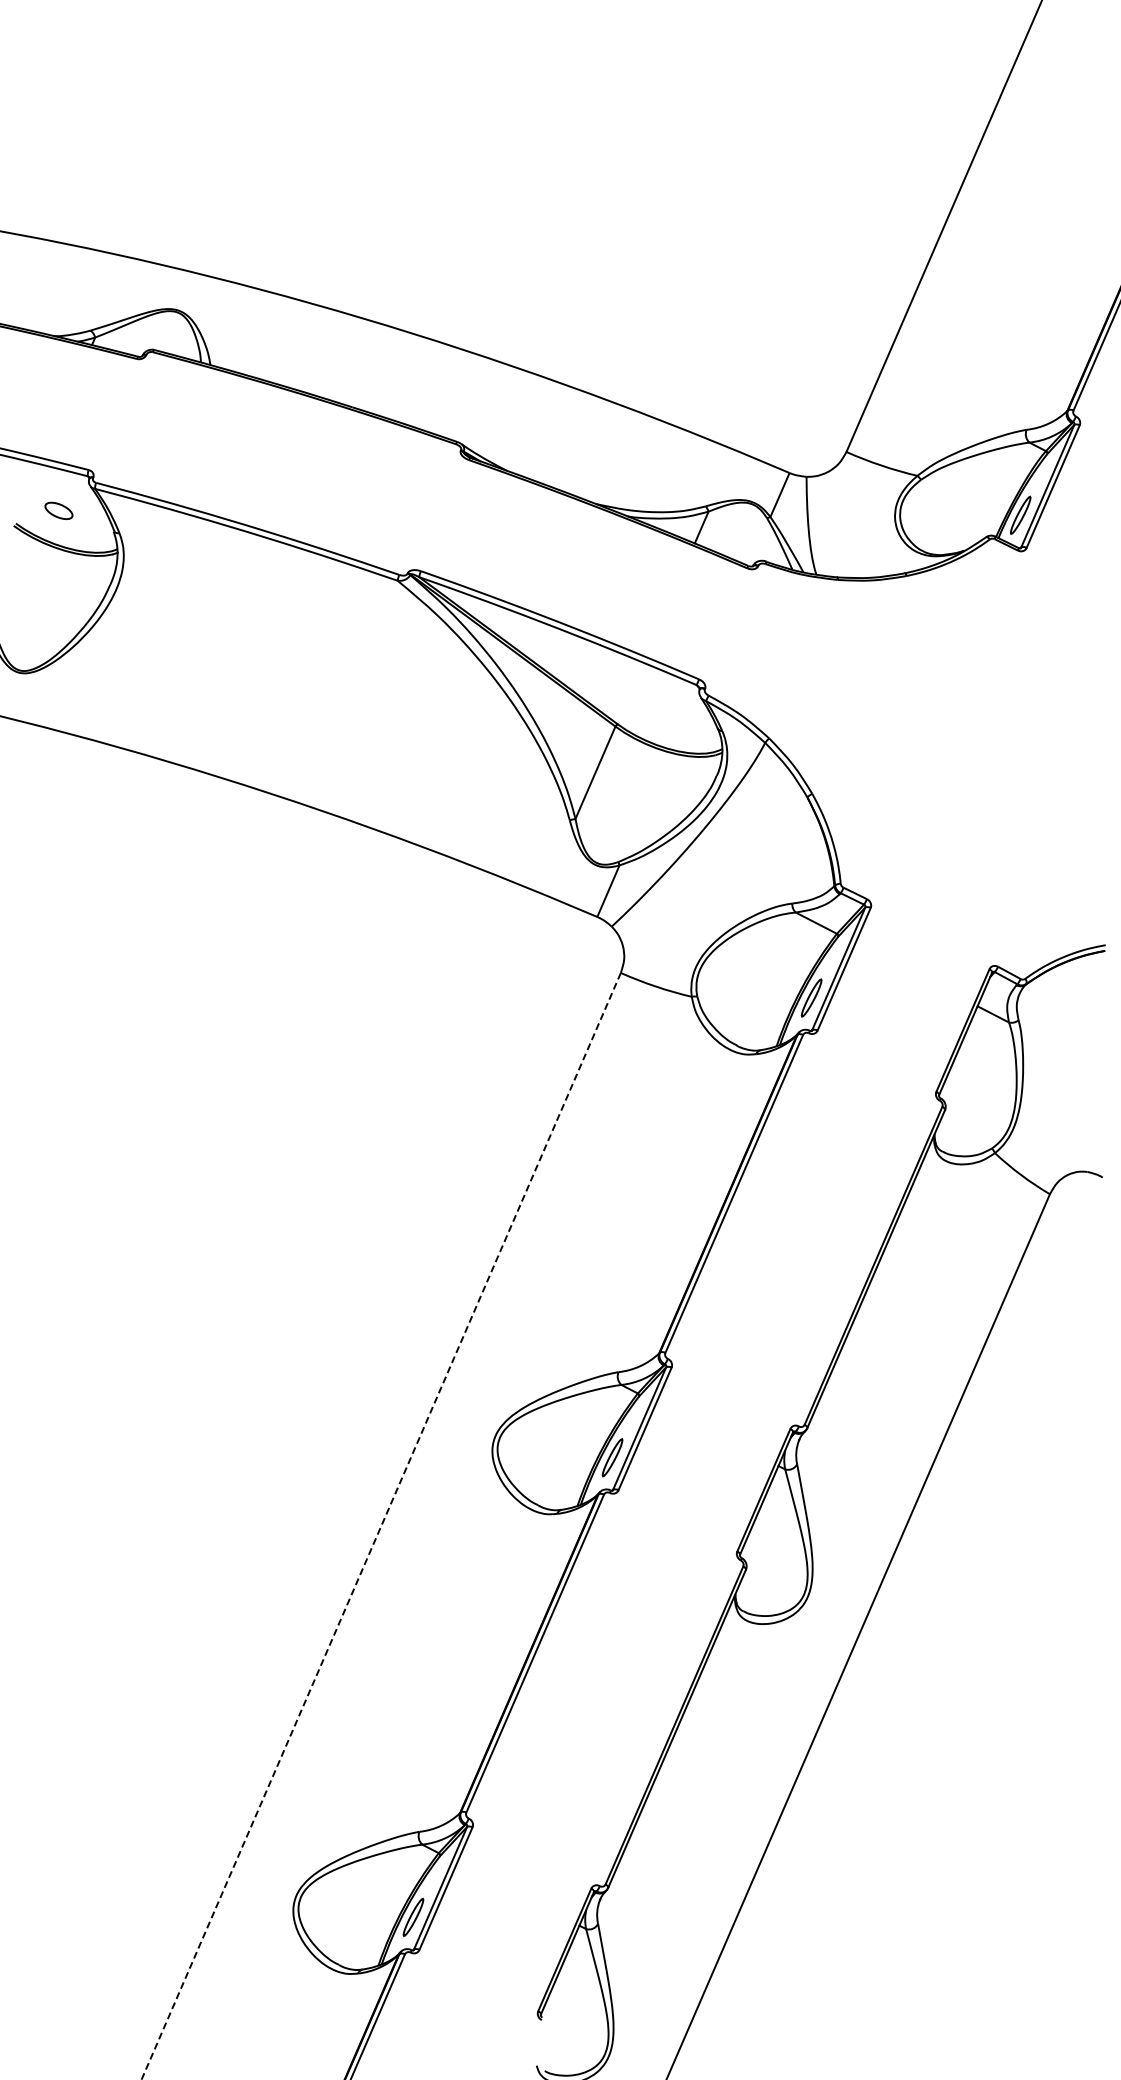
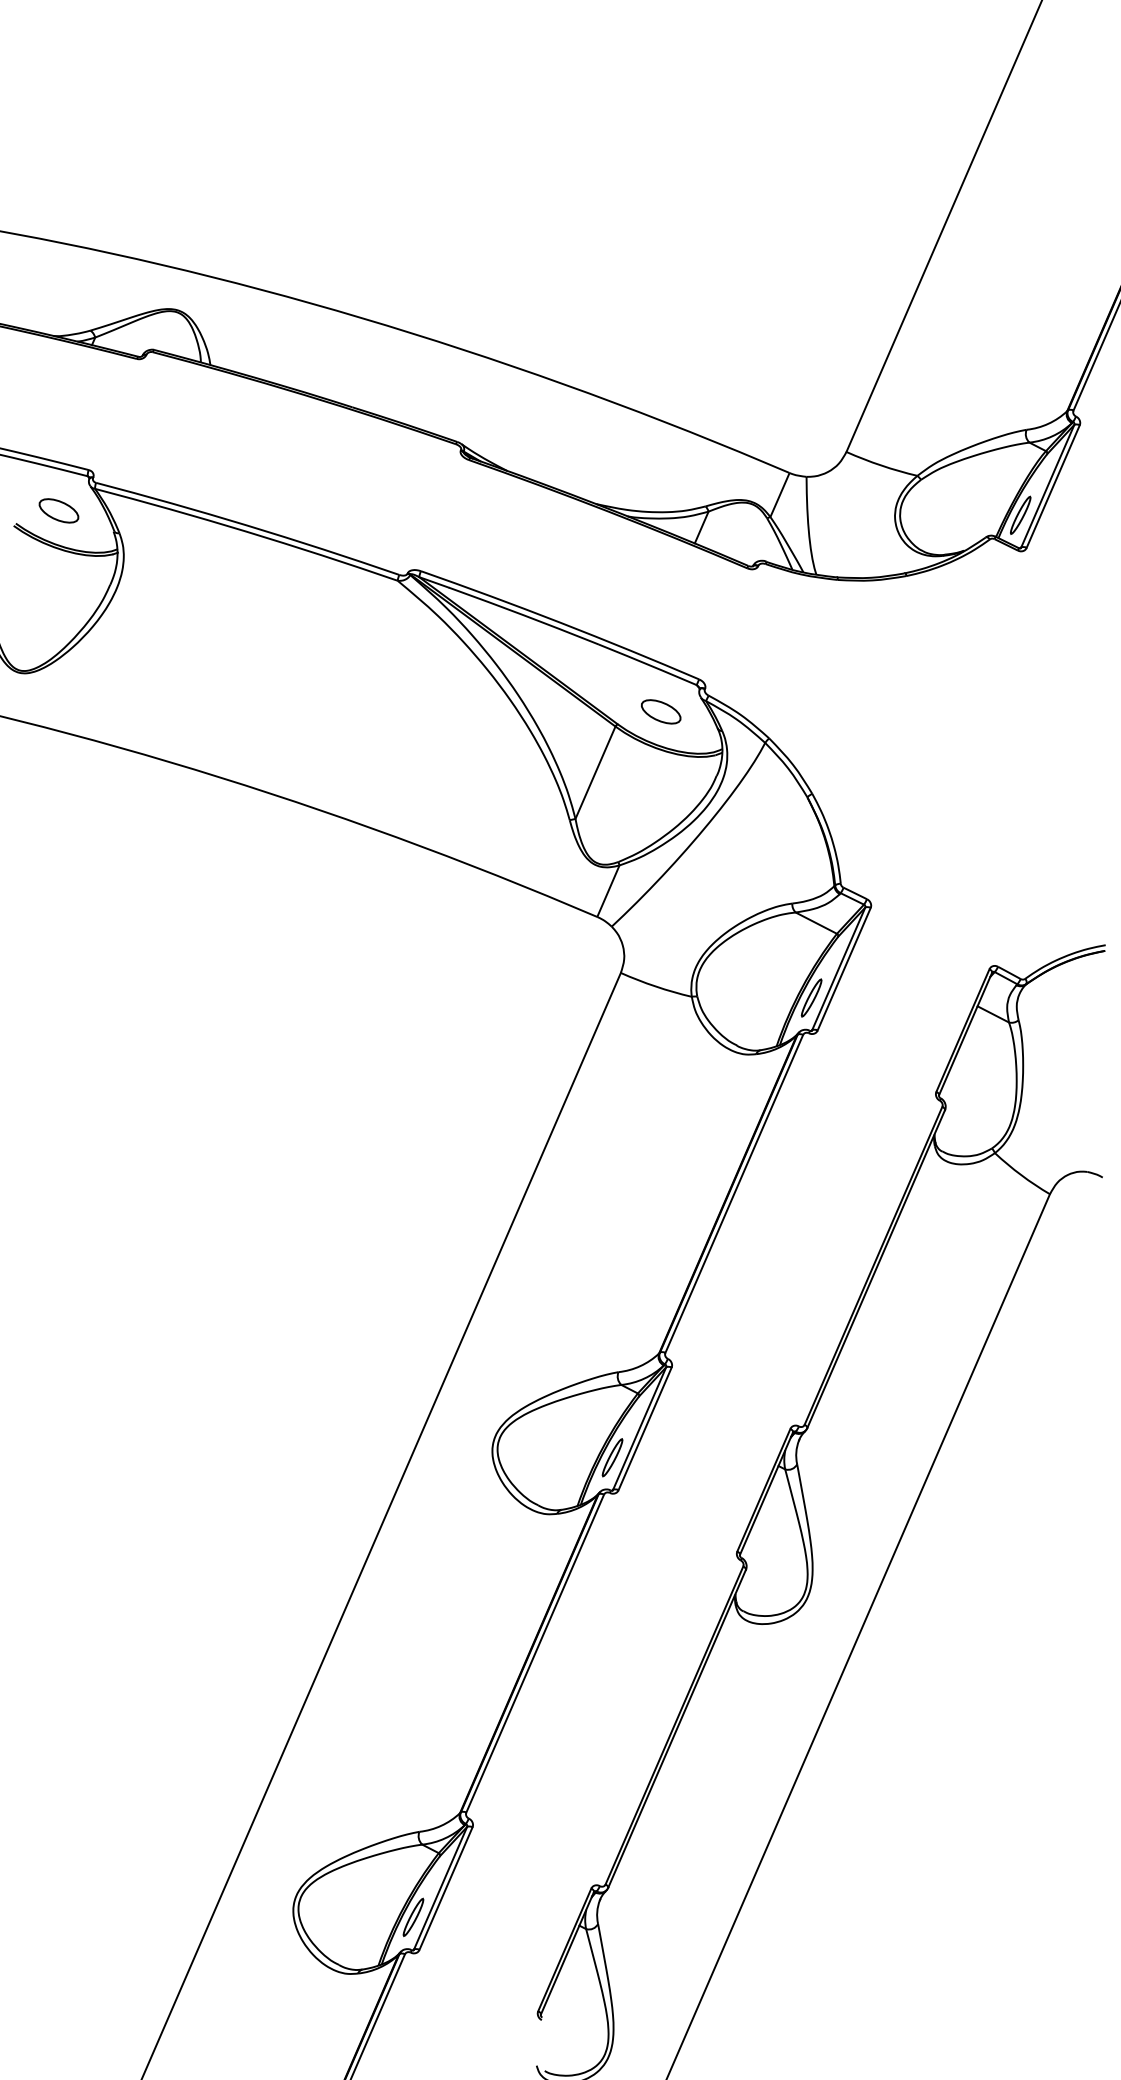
part size: 30x19 px -> 42x26 px (58, 510)
part: none -> present (661, 711)
line: dashed -> solid (380, 1526)
